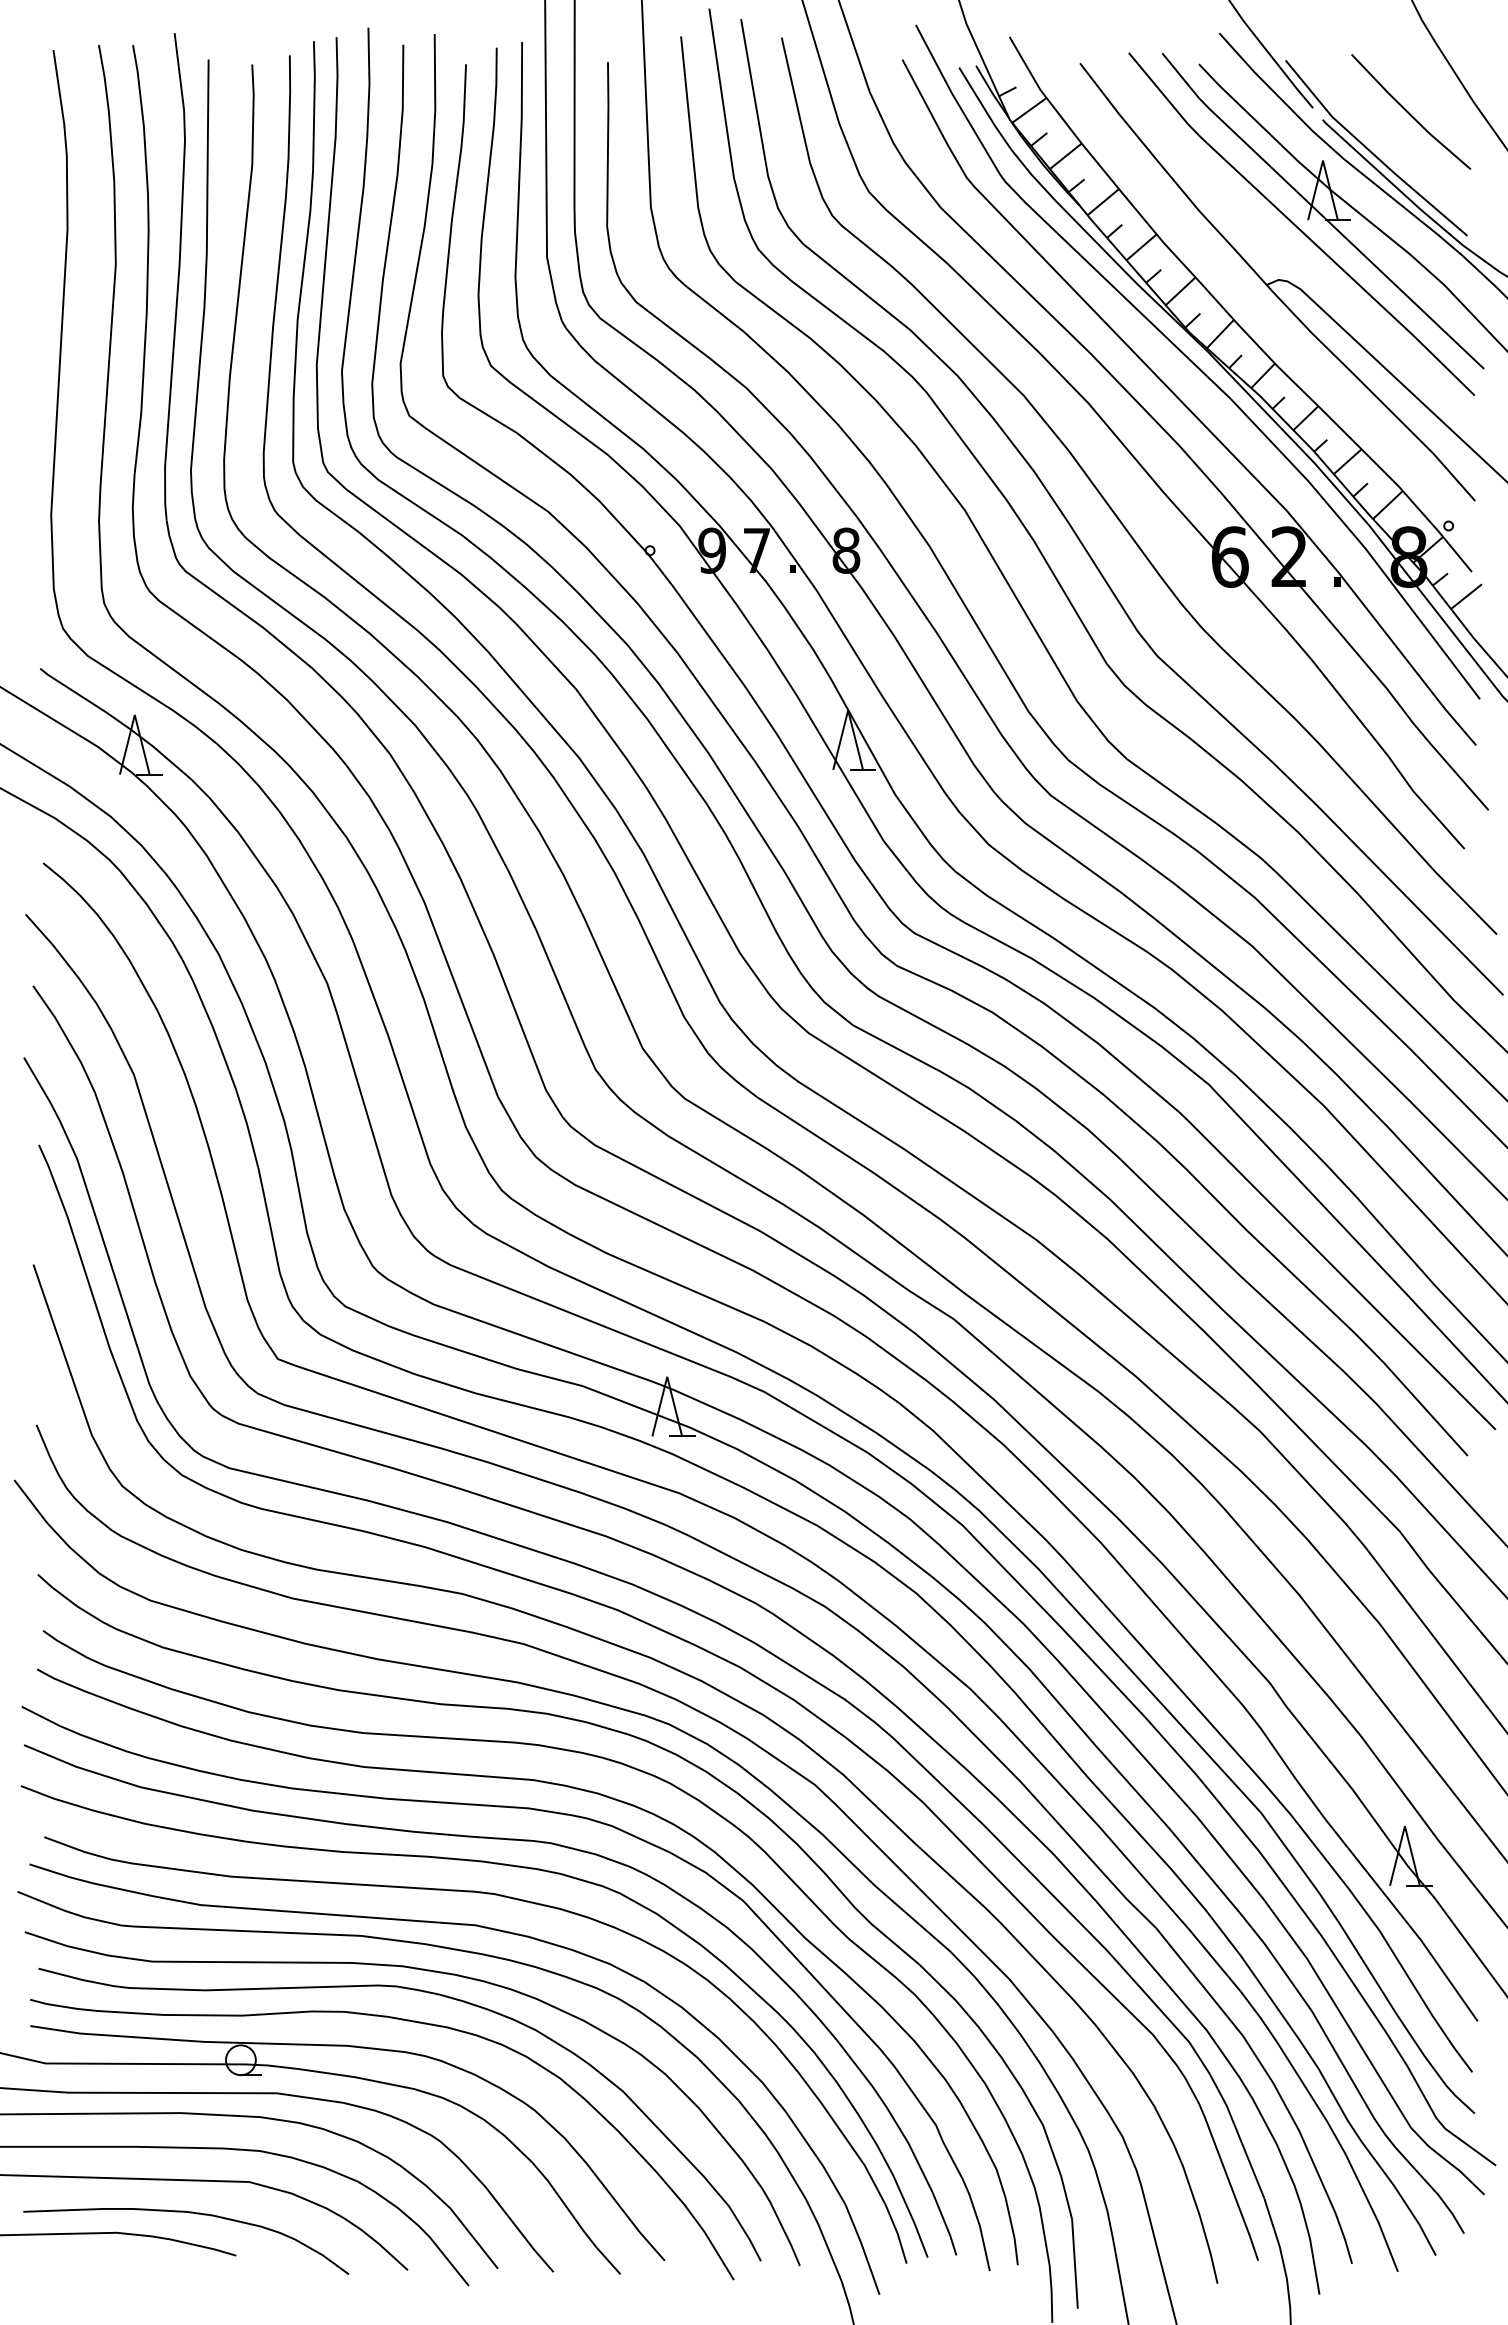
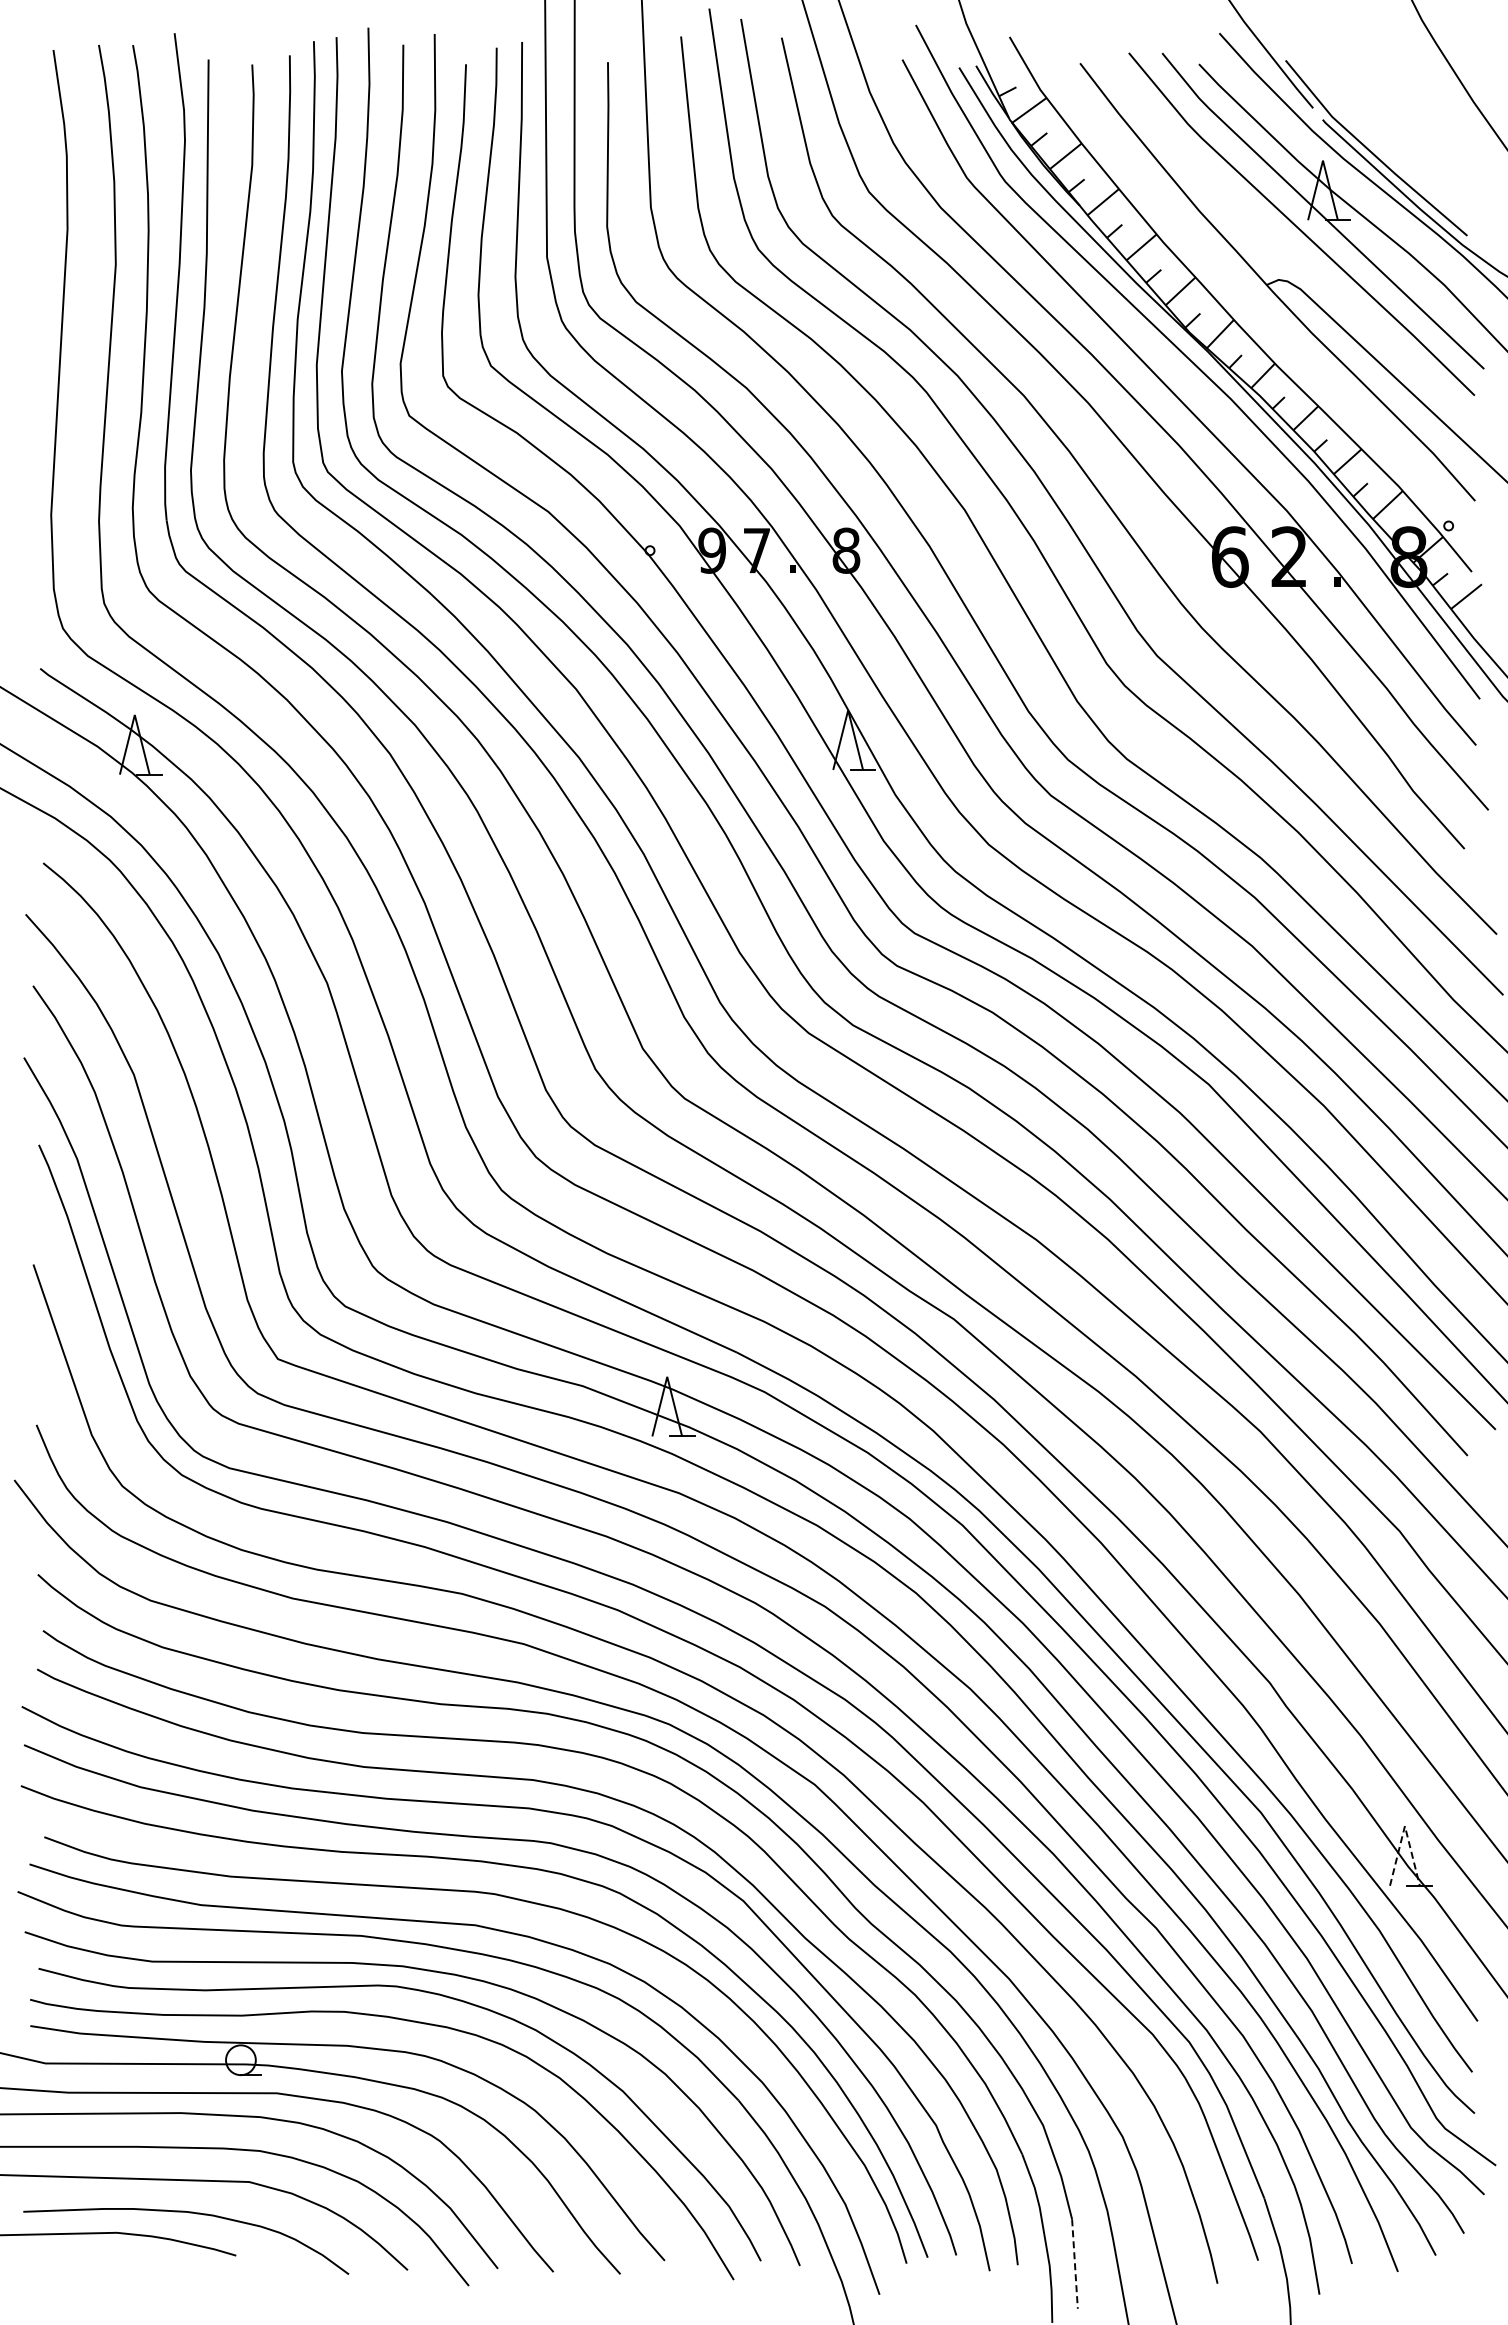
line: present -> none (1409, 112)
line: solid -> dashed (1404, 1826)
line: solid -> dashed (1074, 2264)
